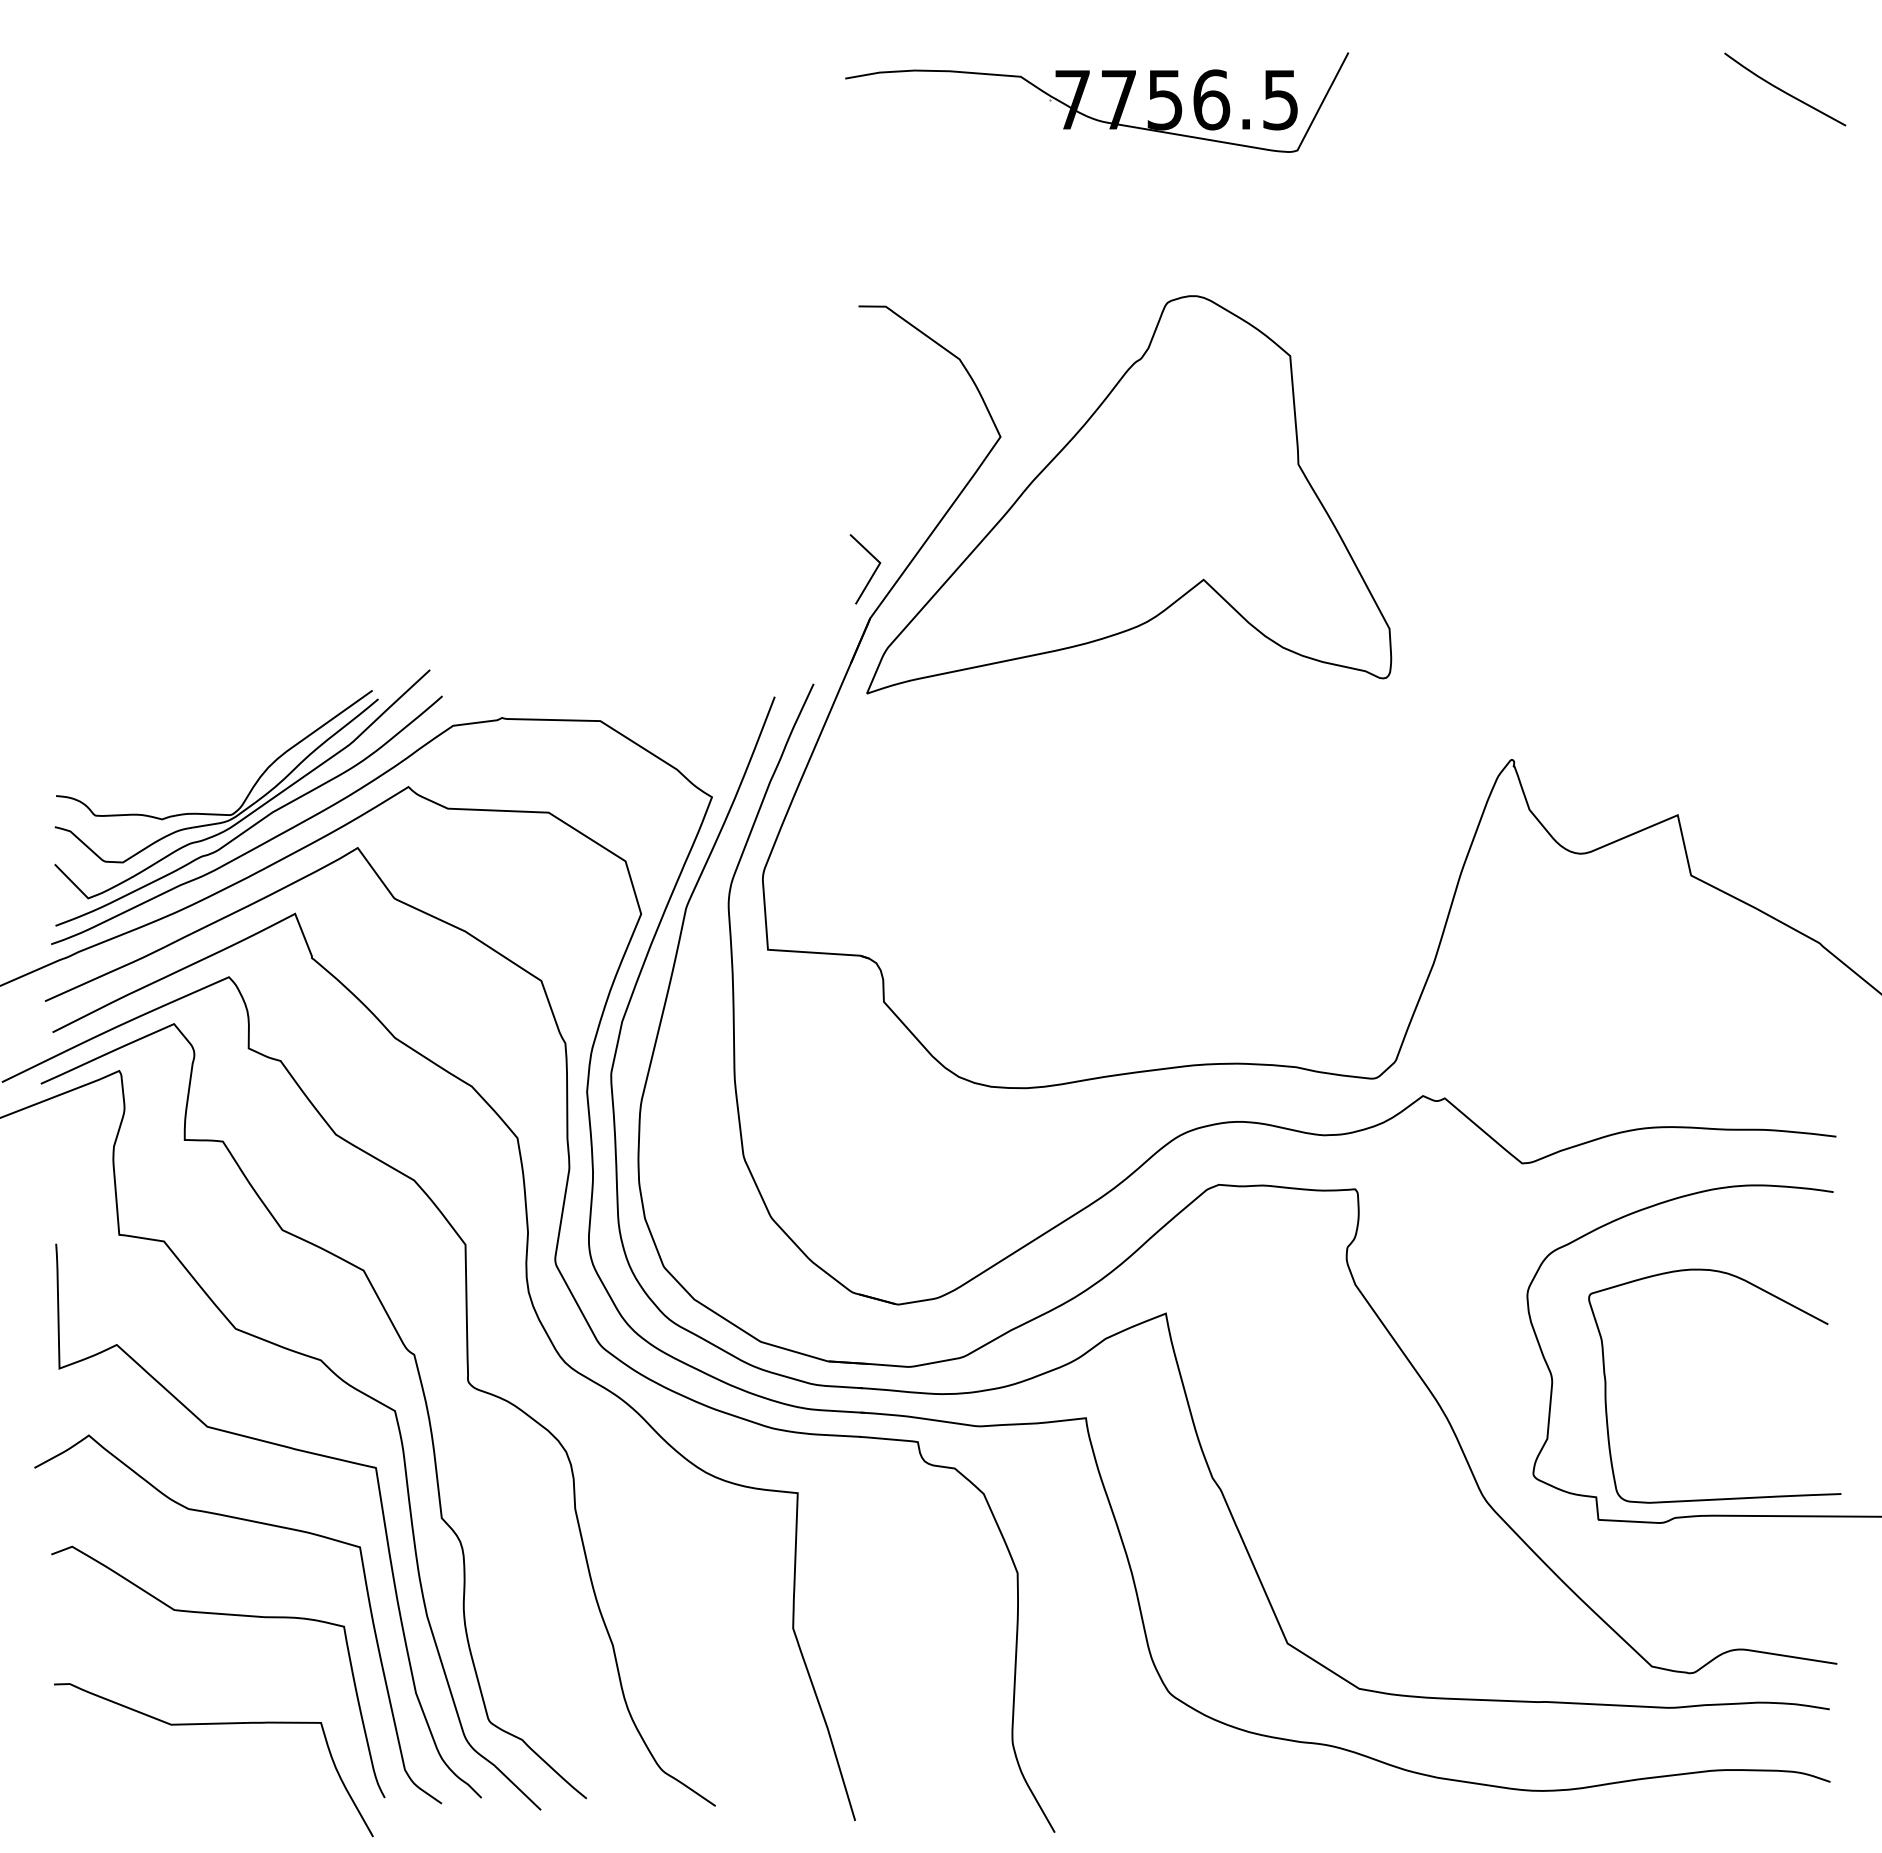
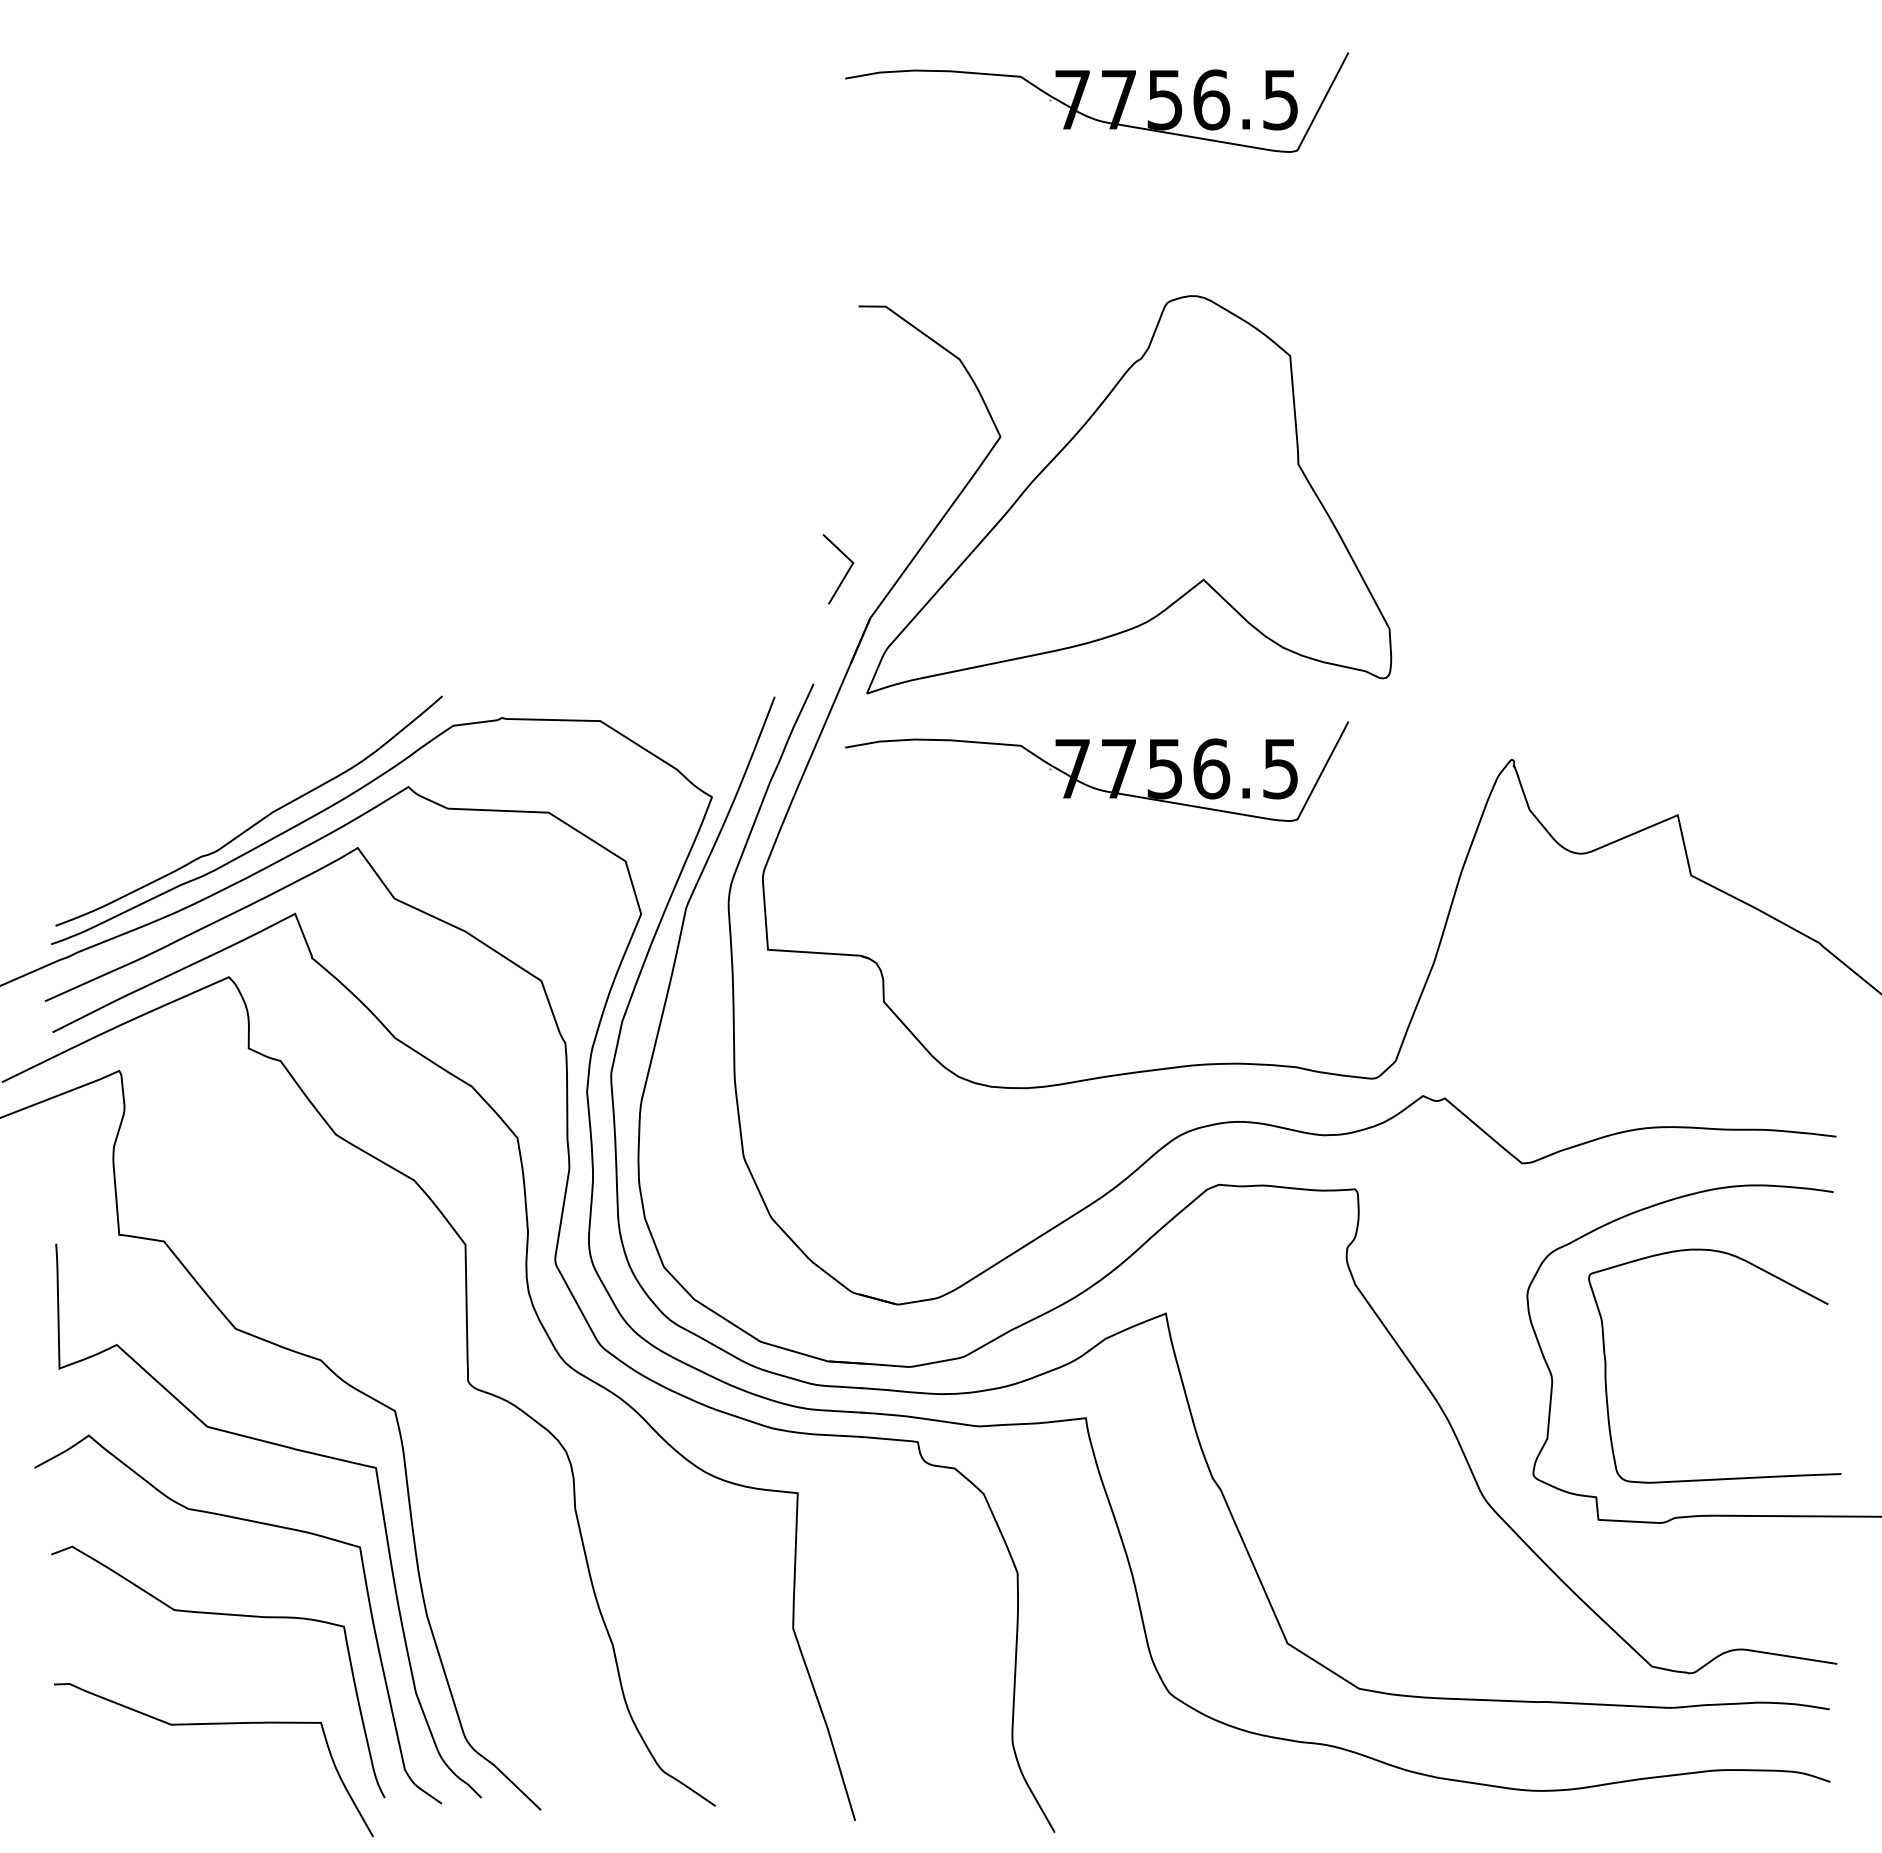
curve: present -> none (1785, 91)
line position: (872, 573) -> (845, 573) (845, 573)
part: none -> present (1090, 785)
part: present -> none (250, 789)
curve position: (1761, 1290) -> (1761, 1270) (1761, 1270)
curve: present -> none (420, 1384)
